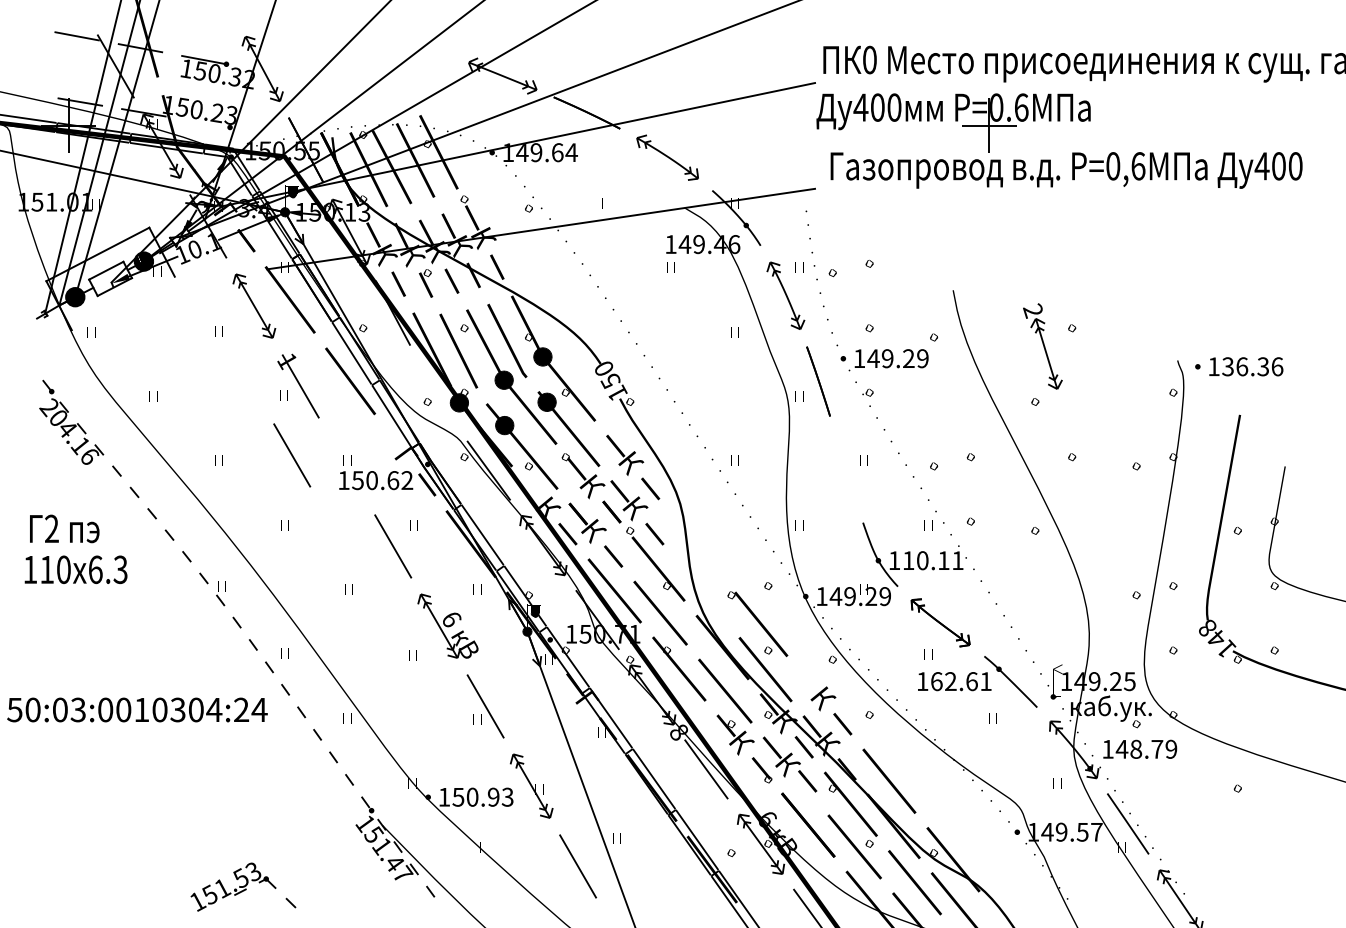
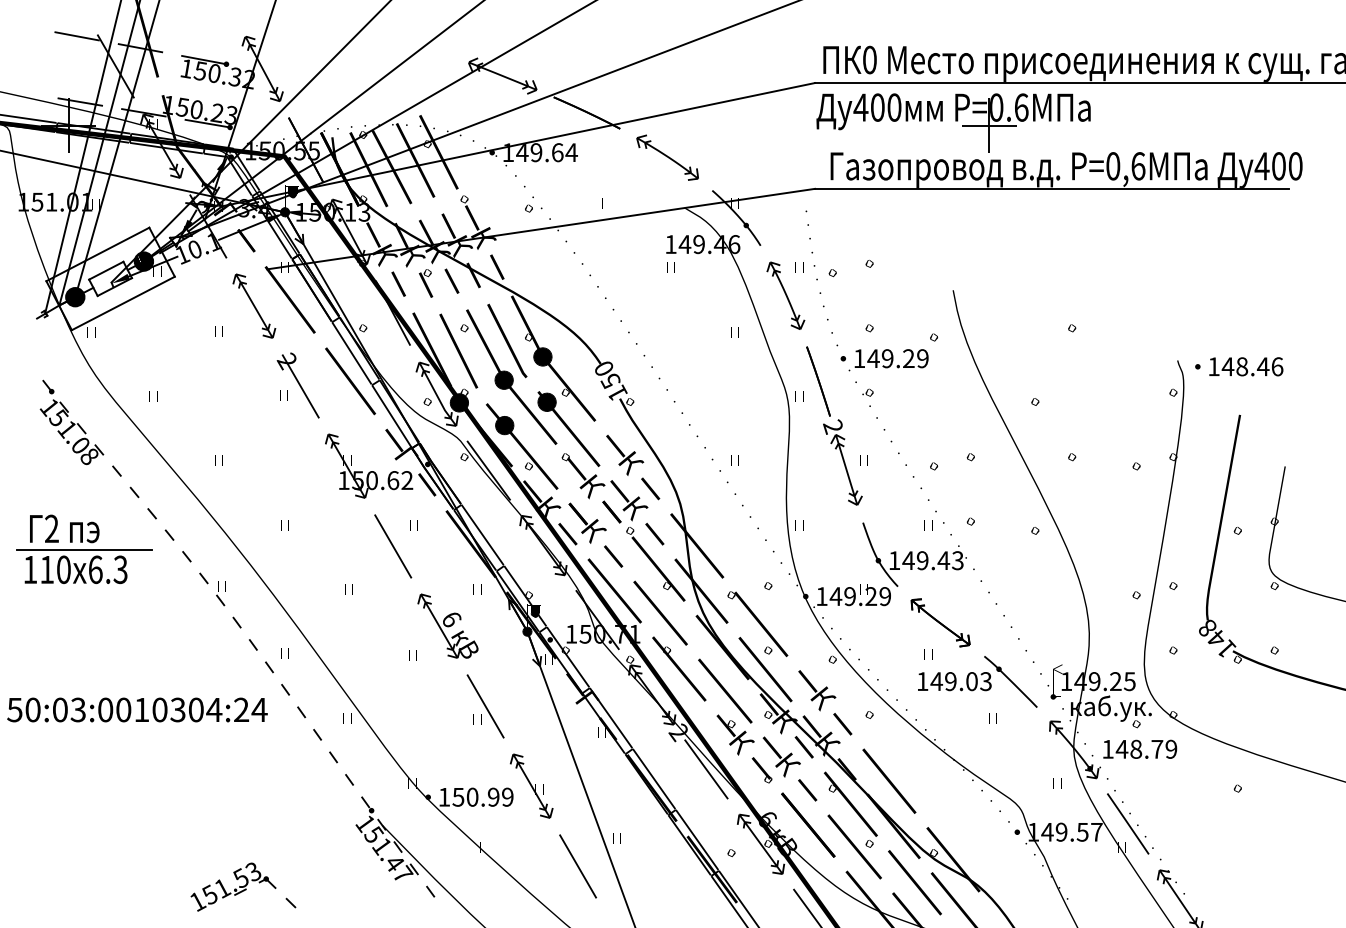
line: none -> present (1078, 83)
fill: none -> present (207, 123)
line: none -> present (1052, 188)
line: none -> present (122, 303)
text position: (1042, 346) -> (842, 462) (842, 462)
text: 1 -> 2 (286, 361)
text: 136.36 -> 148.46 (1245, 366)
fill: none -> present (436, 393)
text: 204.16 -> 151.08 (69, 431)
fill: none -> present (394, 440)
line: present -> none (292, 455)
fill: none -> present (346, 465)
fill: none -> present (532, 491)
fill: none -> present (696, 545)
line: none -> present (84, 550)
text: 110.11 -> 149.43 (932, 560)
fill: none -> present (701, 591)
fill: none -> present (807, 681)
text: 162.61 -> 149.03 (960, 681)
text: 8 -> 2 (677, 732)
line position: (807, 781) -> (807, 790) (807, 790)
text: 150.93 -> 150.99 (507, 797)
